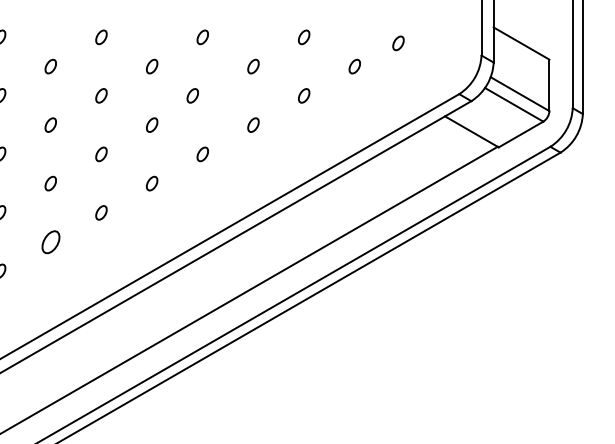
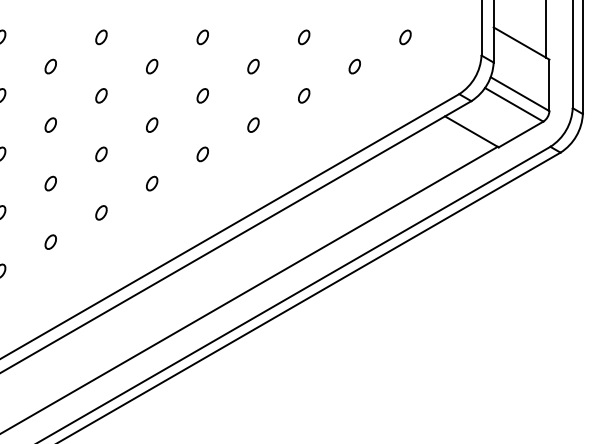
line: none -> present (546, 29)
part position: (398, 43) -> (405, 37) (405, 37)
part position: (192, 95) -> (202, 95) (202, 95)
part size: 20x25 px -> 13x16 px (50, 241)
